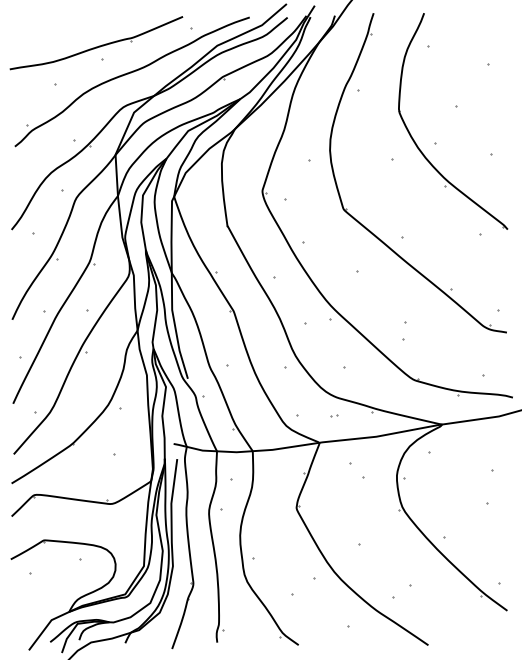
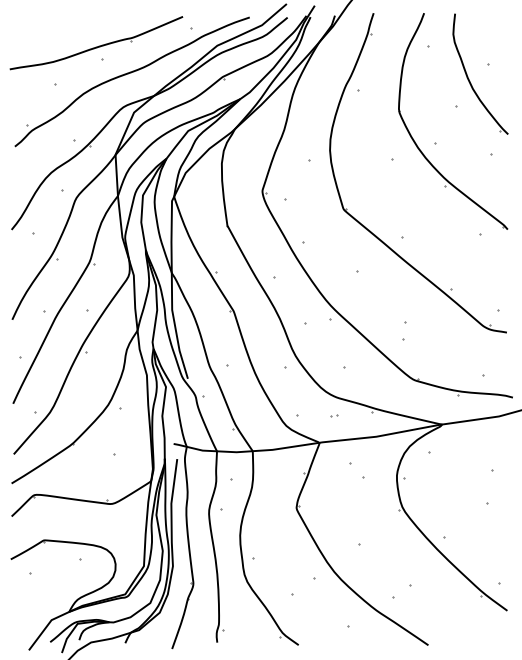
part: none -> present (468, 76)
